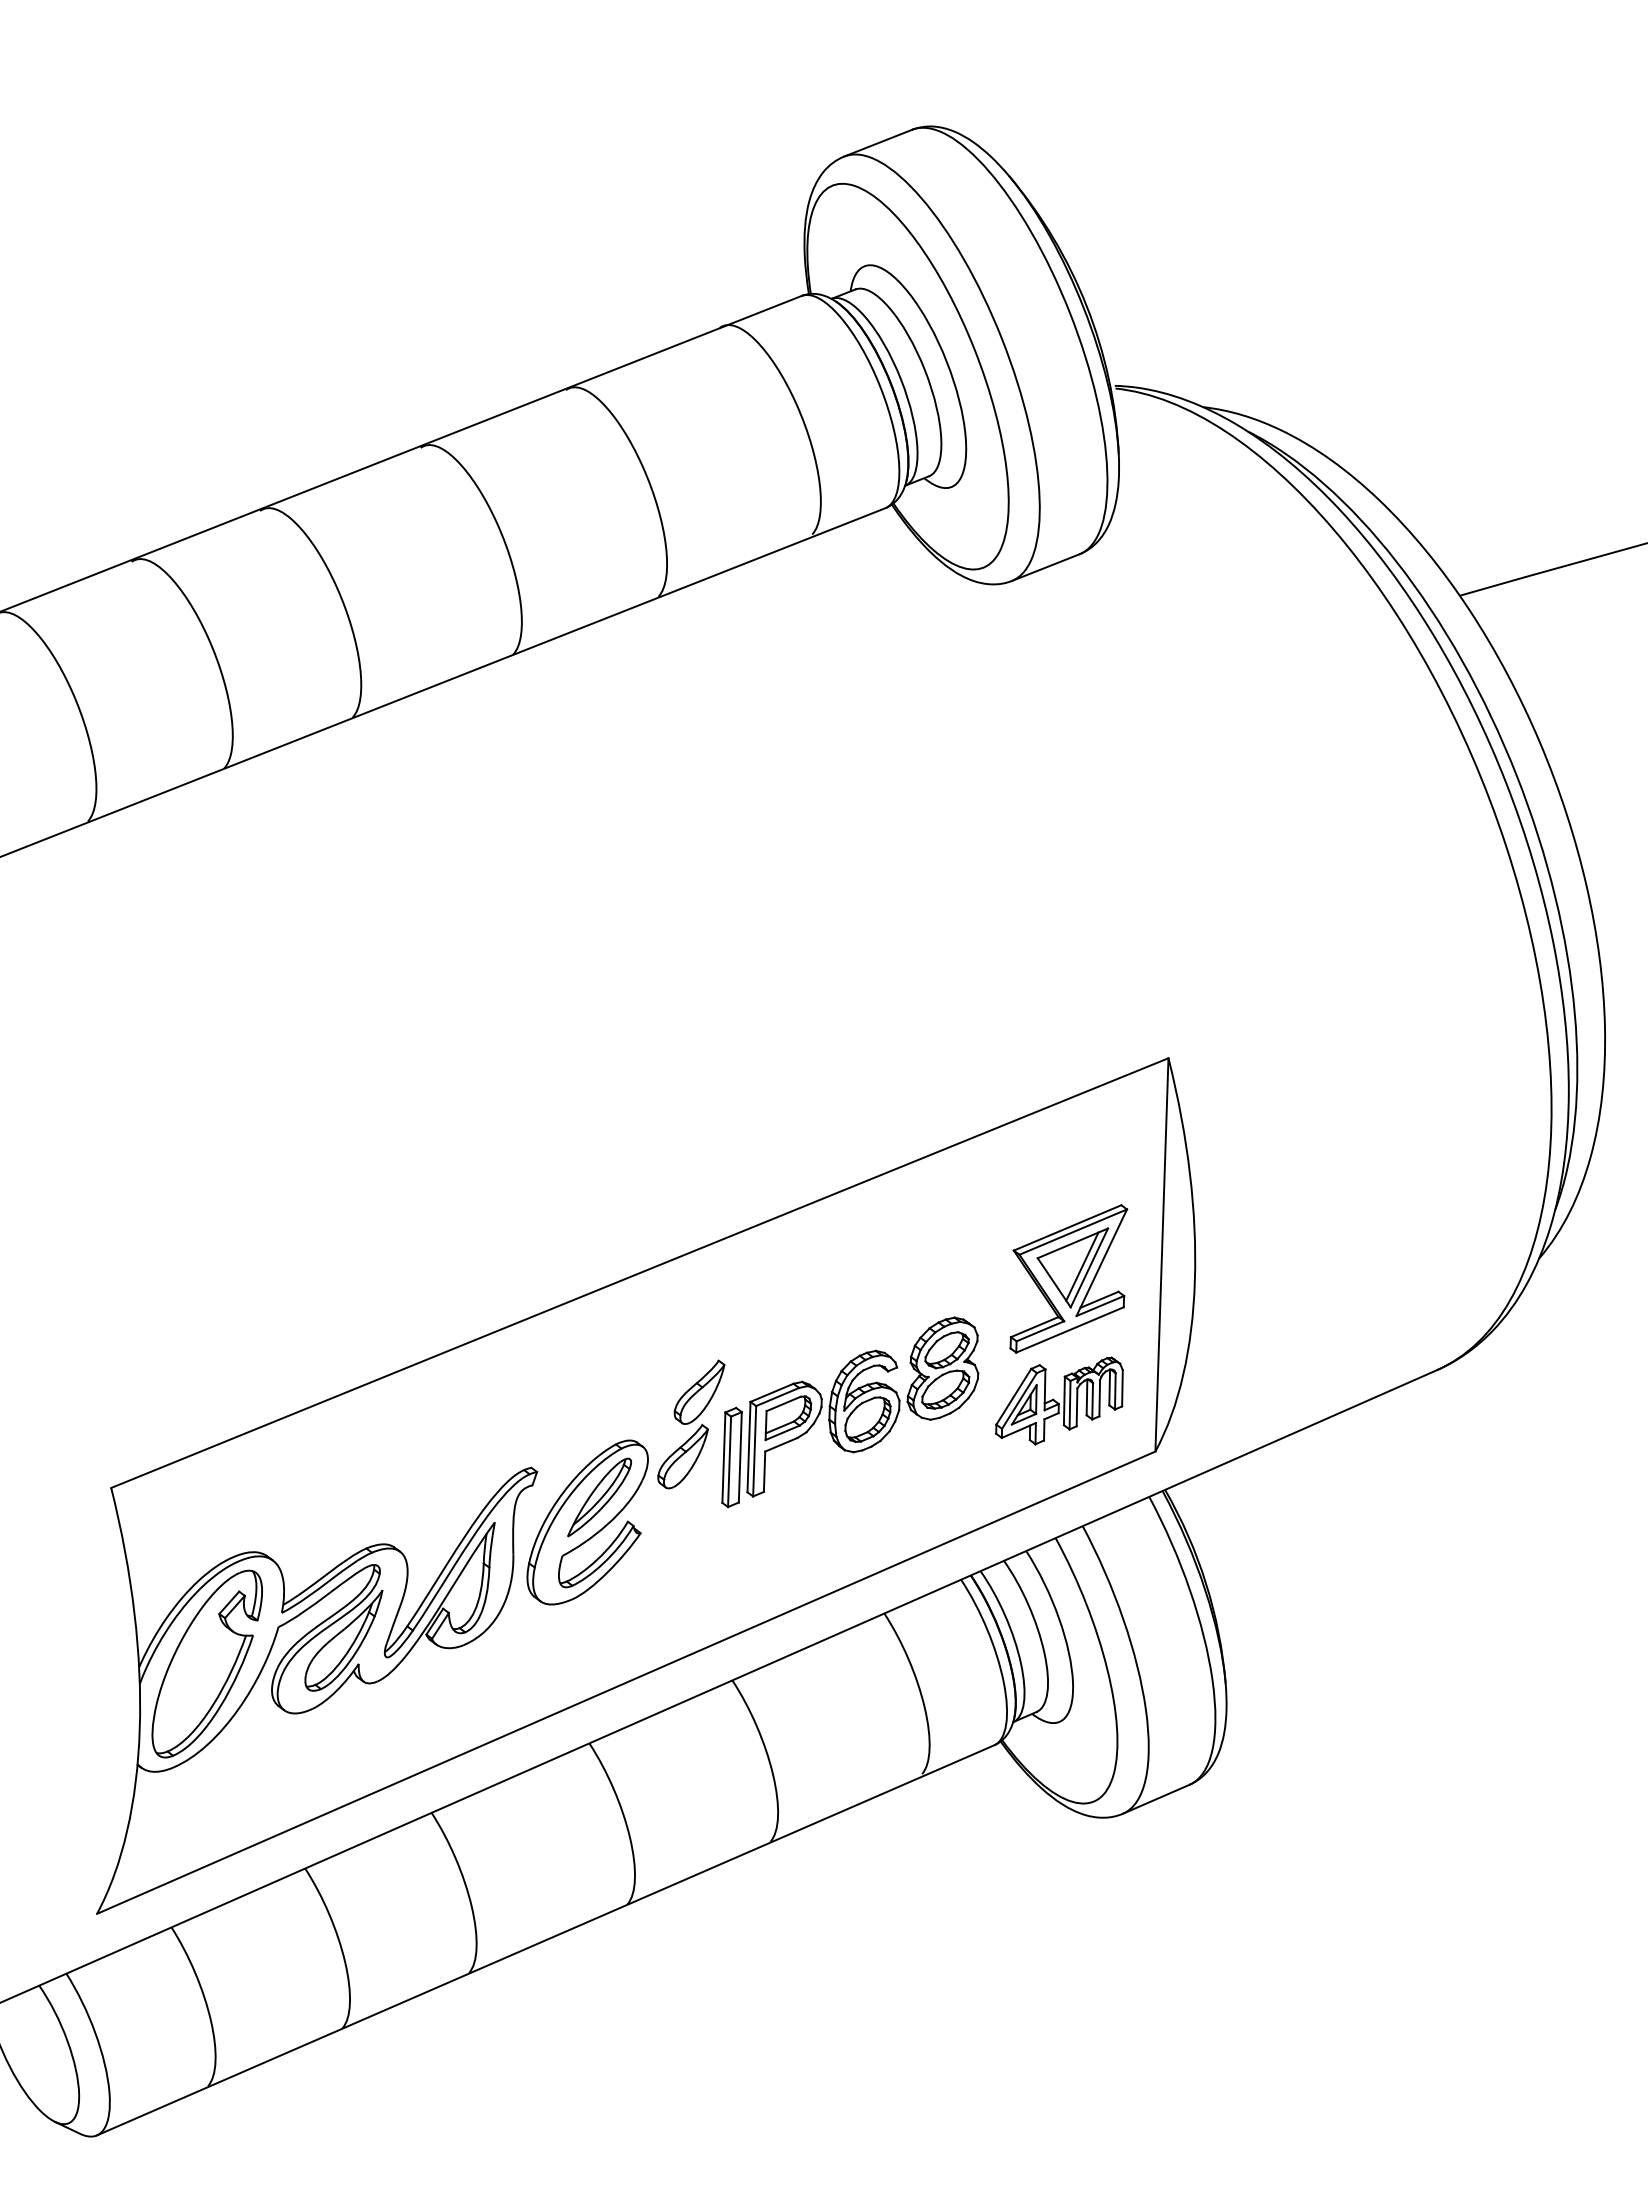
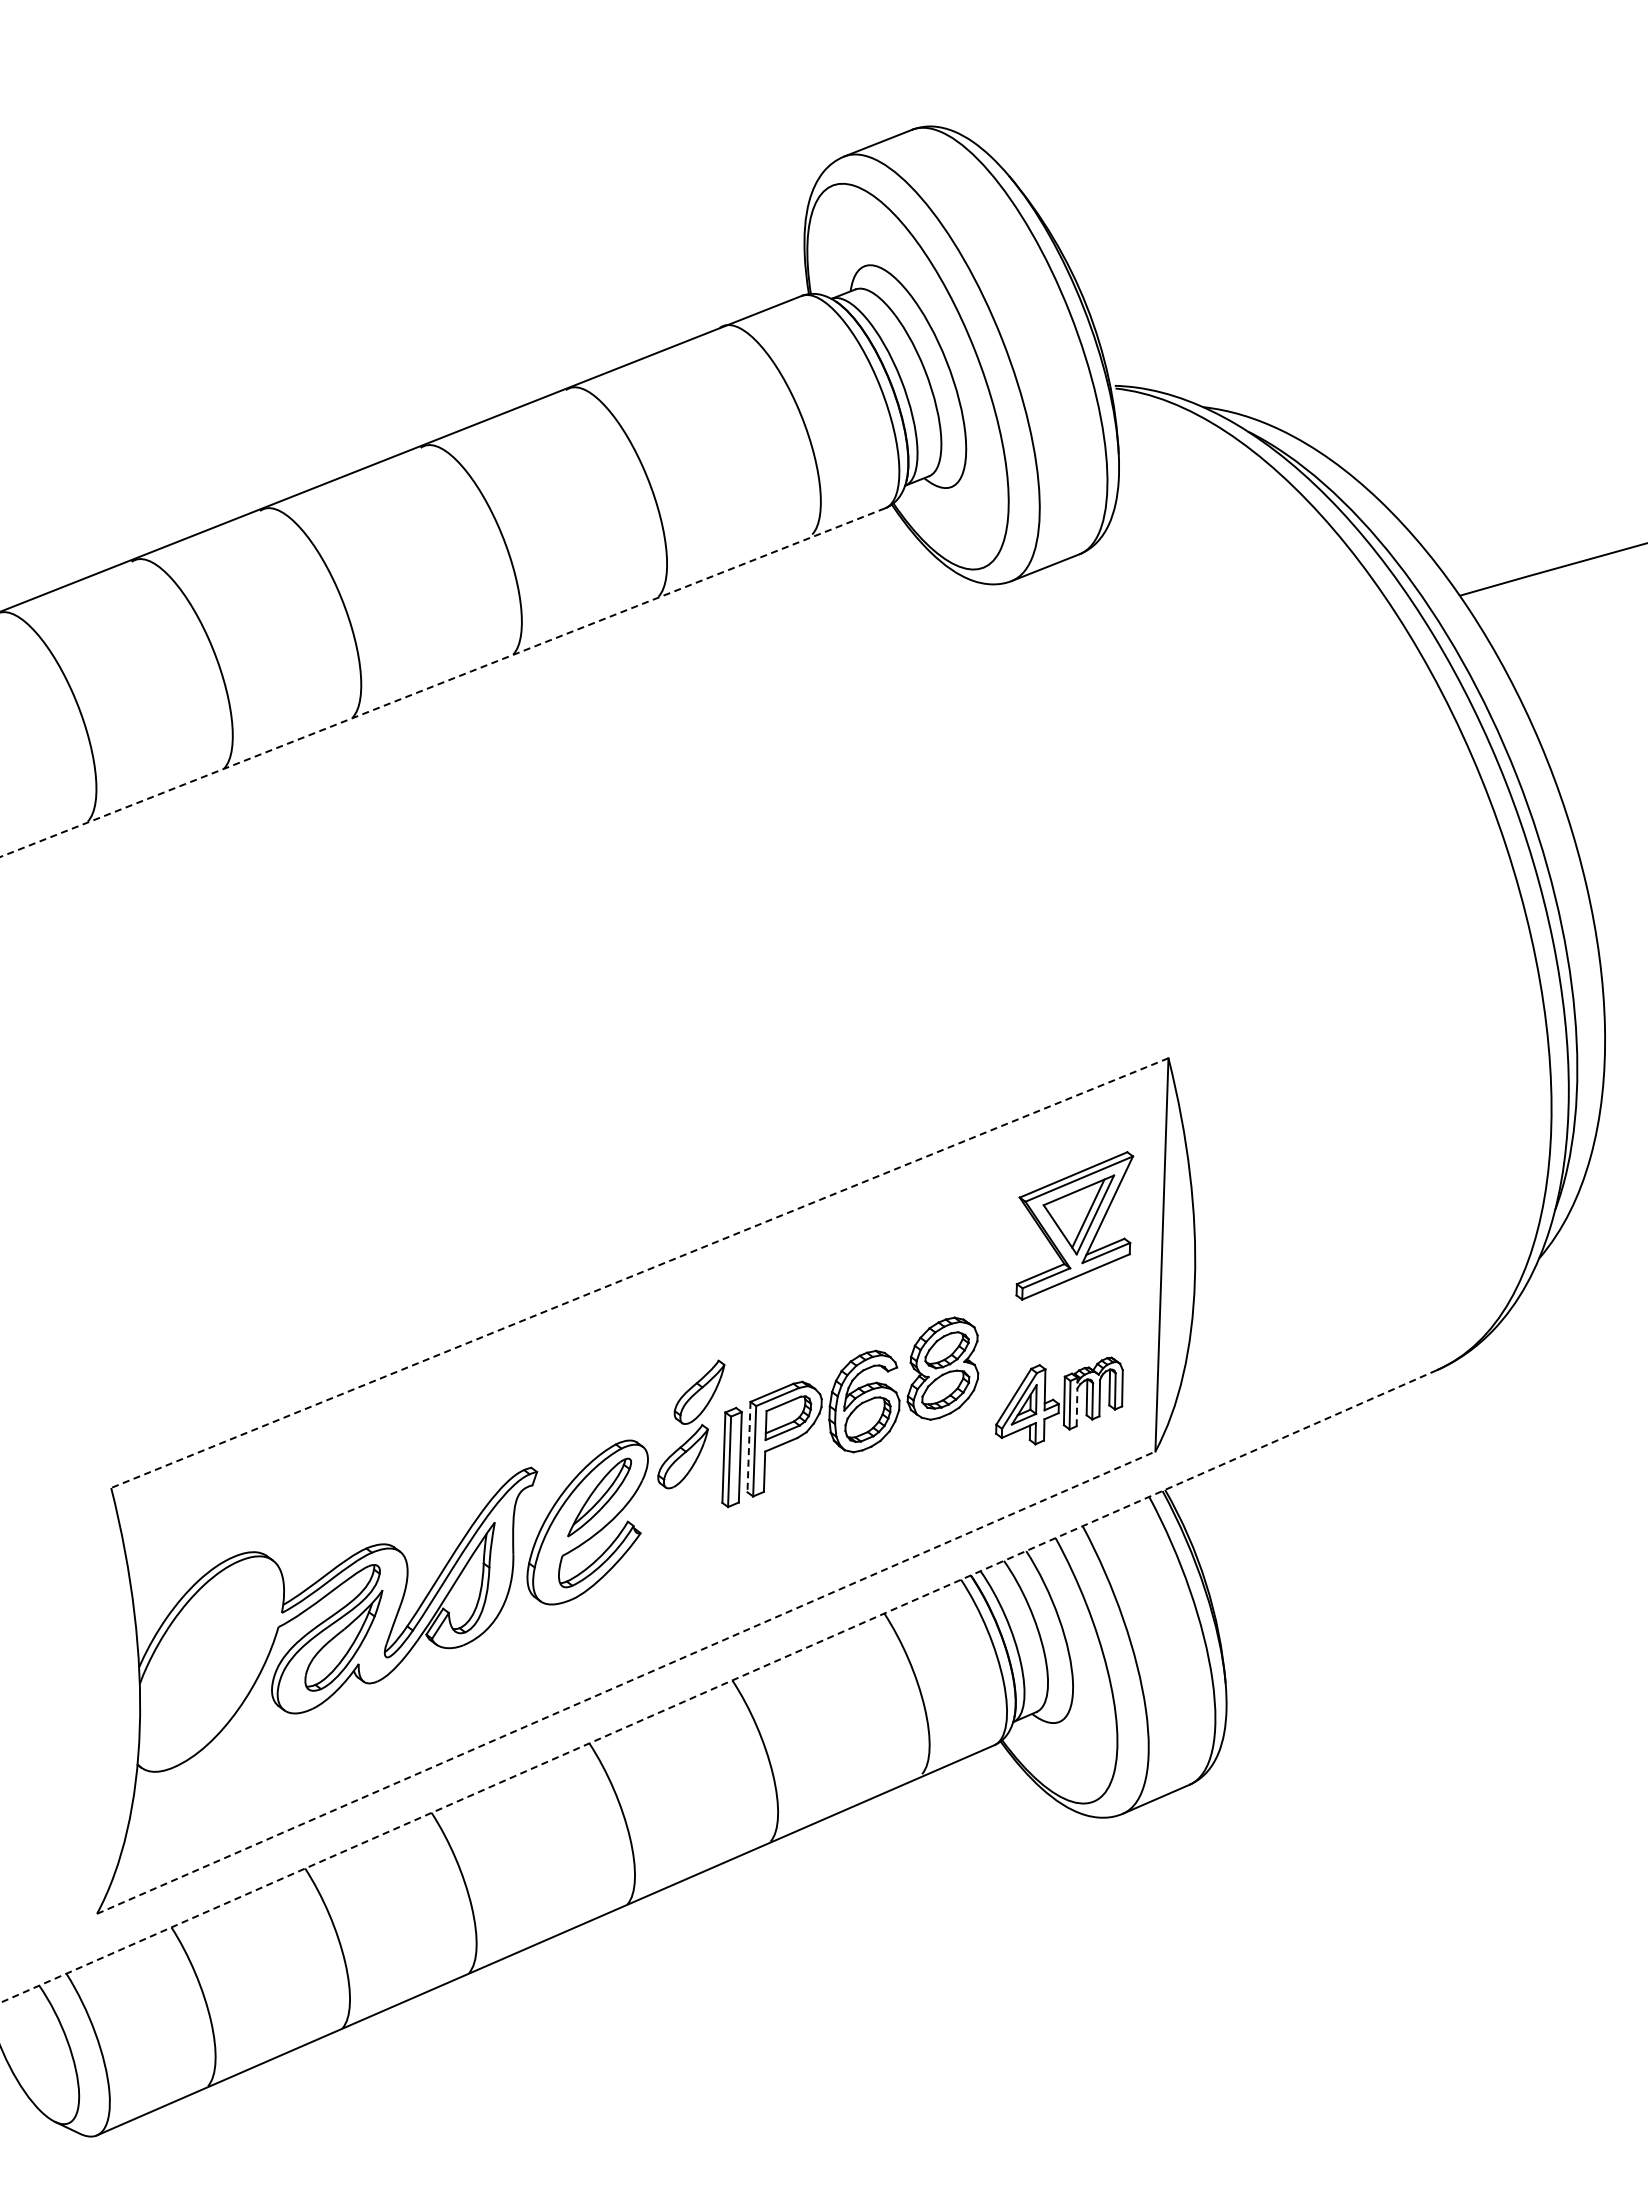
line: solid -> dashed (442, 682)
line: solid -> dashed (639, 1273)
part position: (1068, 1278) -> (1074, 1225) (1074, 1225)
line: solid -> dashed (1077, 1407)
line: solid -> dashed (749, 1447)
part: present -> none (206, 1663)
line: solid -> dashed (626, 1682)
line: solid -> dashed (718, 1686)
